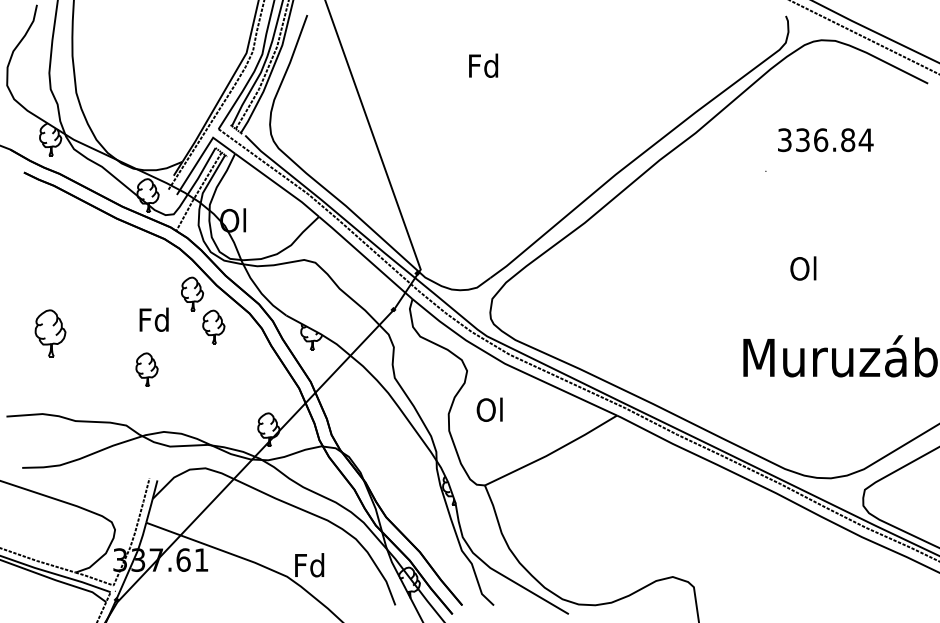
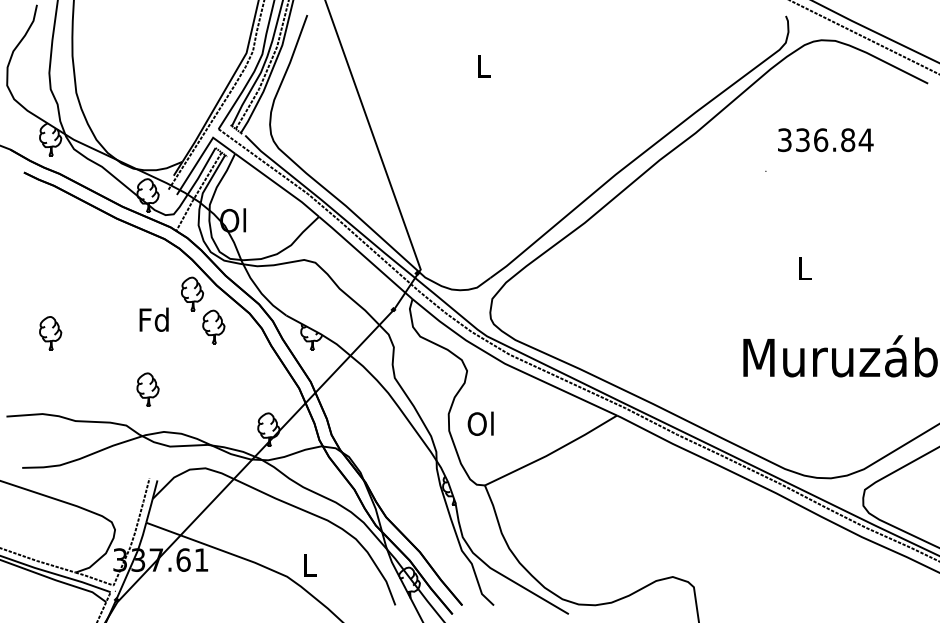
text: Fd -> L (483, 65)
text: Ol -> L (803, 268)
part size: 33x49 px -> 24x35 px (50, 333)
part position: (146, 369) -> (147, 389) (147, 389)
text position: (489, 409) -> (480, 423) (480, 423)
text: Fd -> L (309, 565)
